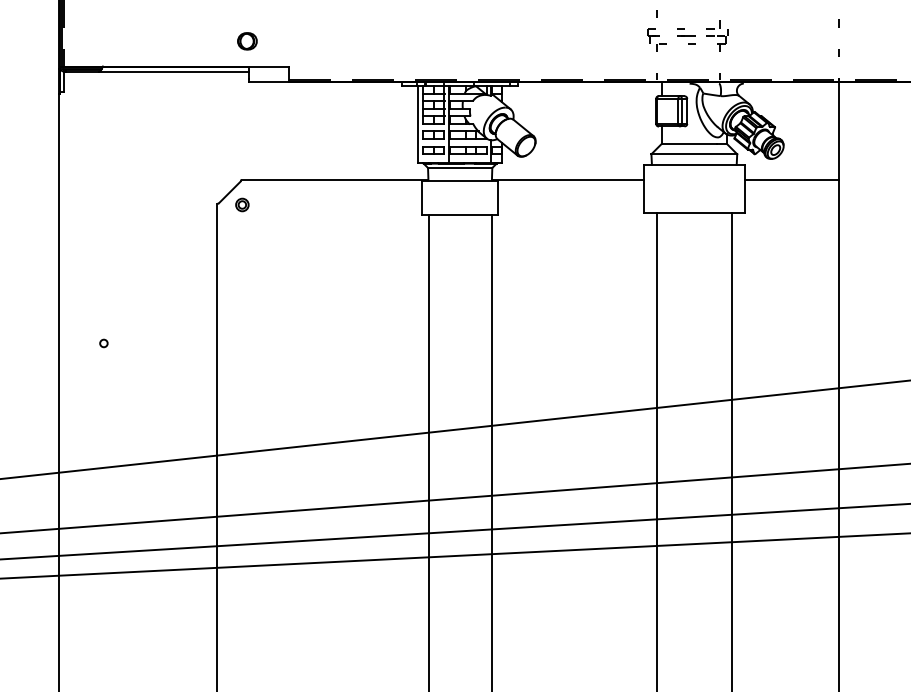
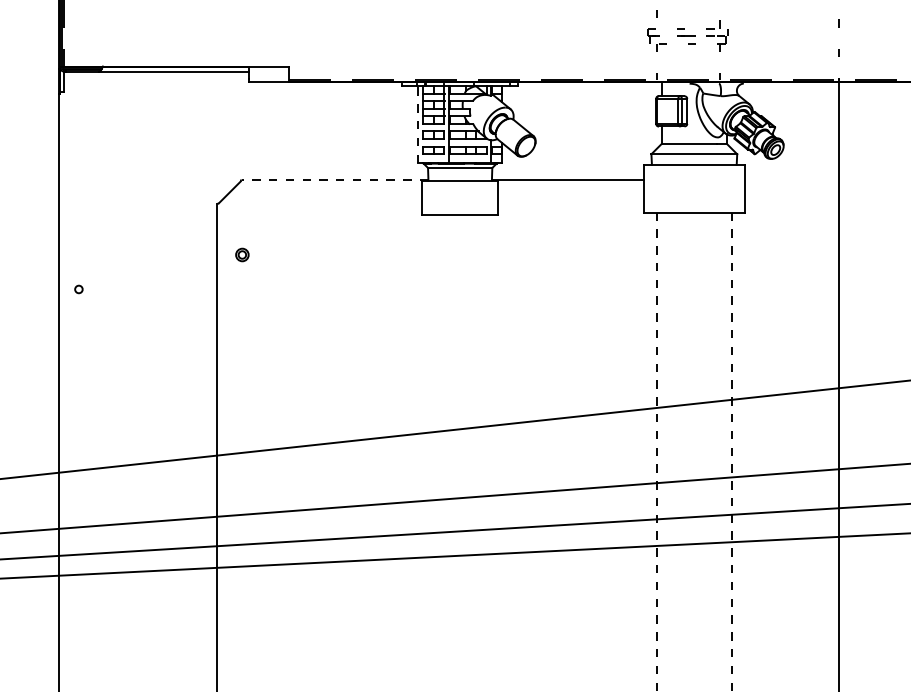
part: present -> none (247, 41)
line: solid -> dashed (418, 124)
line: solid -> dashed (334, 179)
line: present -> none (791, 179)
part position: (242, 204) -> (242, 254) (242, 254)
circle position: (103, 343) -> (78, 289) (78, 289)
line: present -> none (428, 451)
line: present -> none (491, 451)
line: solid -> dashed (656, 452)
line: solid -> dashed (732, 452)
